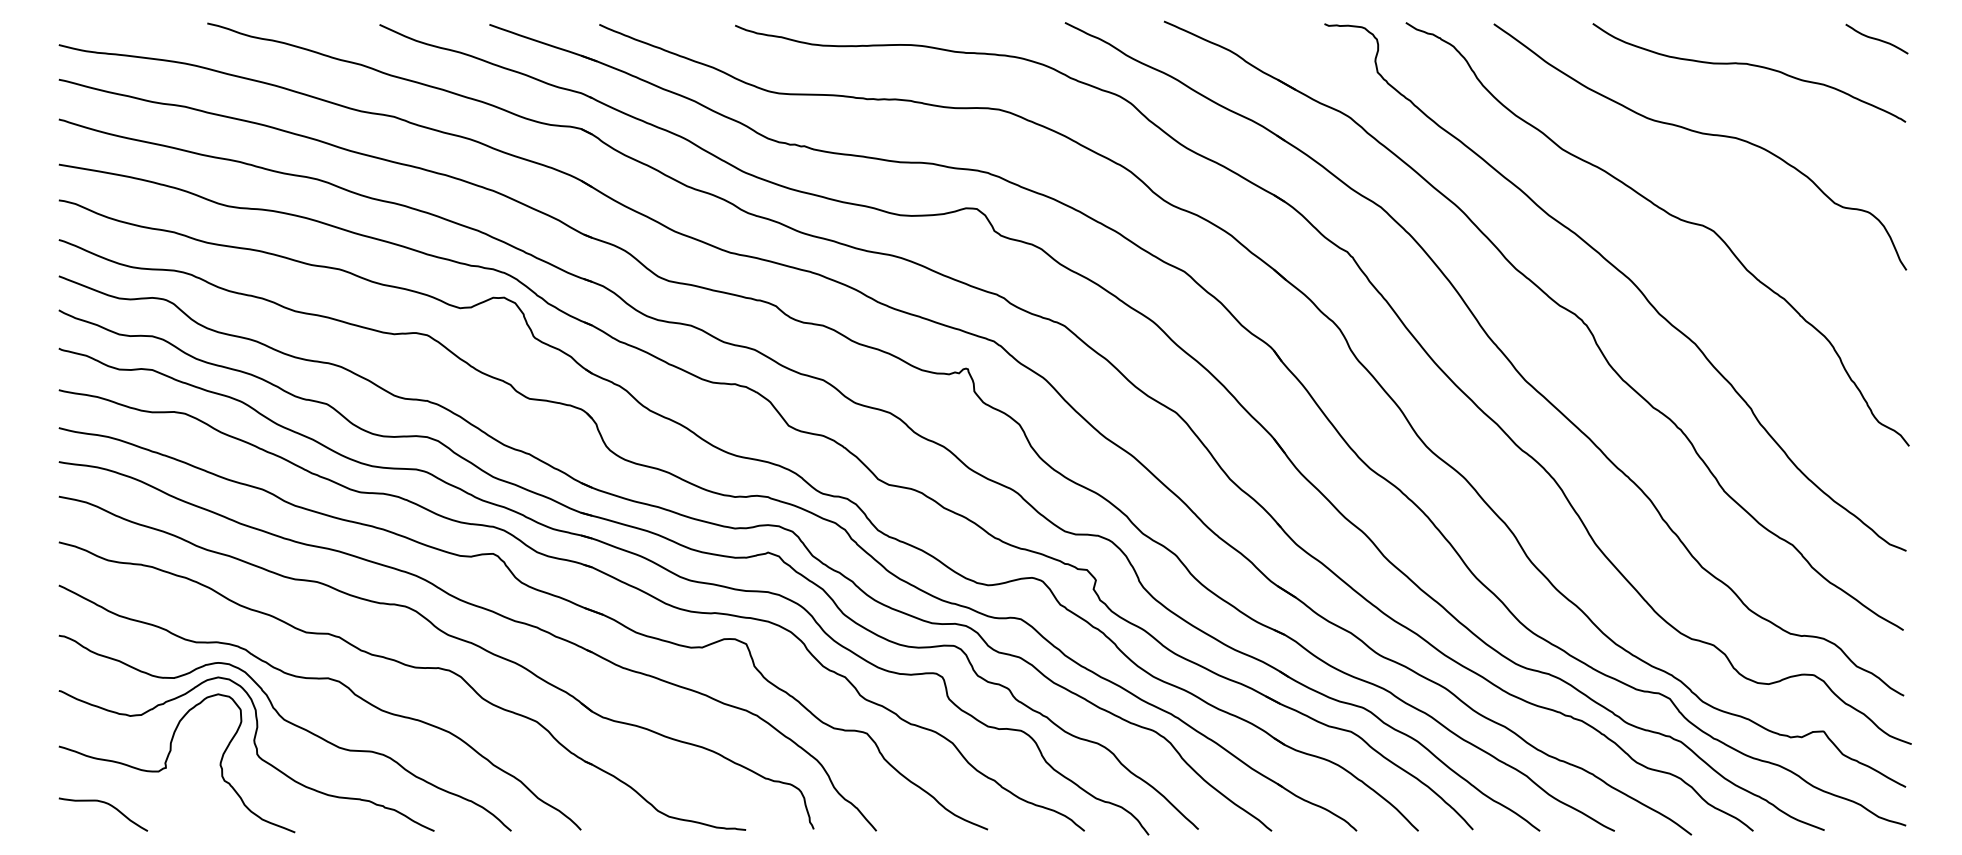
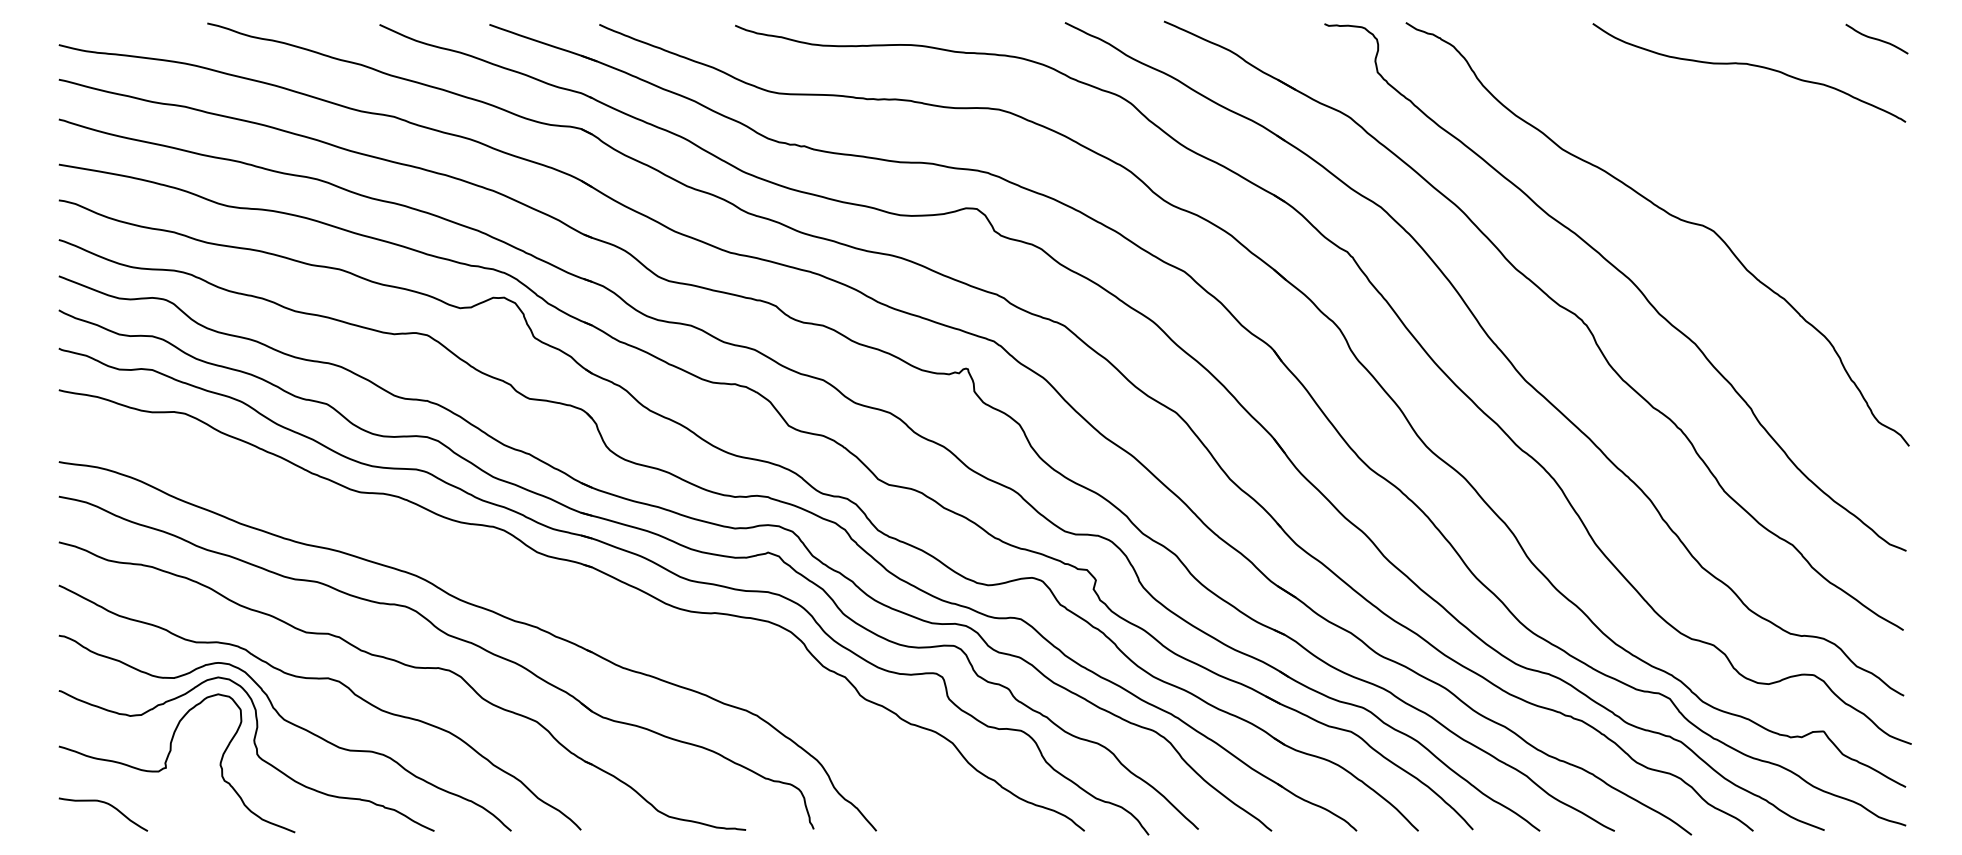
curve: present -> none (1701, 134)
part: present -> none (535, 590)
